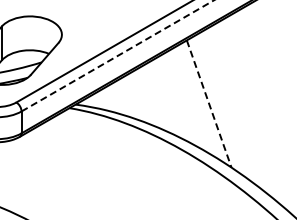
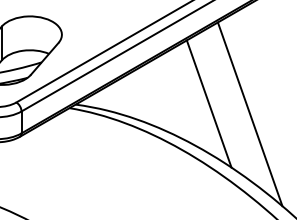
line: dashed -> solid (118, 55)
line: dashed -> solid (209, 104)
line: none -> present (249, 114)
